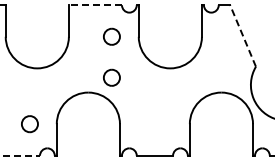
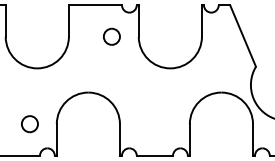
line: dashed -> solid (95, 5)
line: dashed -> solid (242, 35)
part: present -> none (111, 77)
line: dashed -> solid (20, 155)
